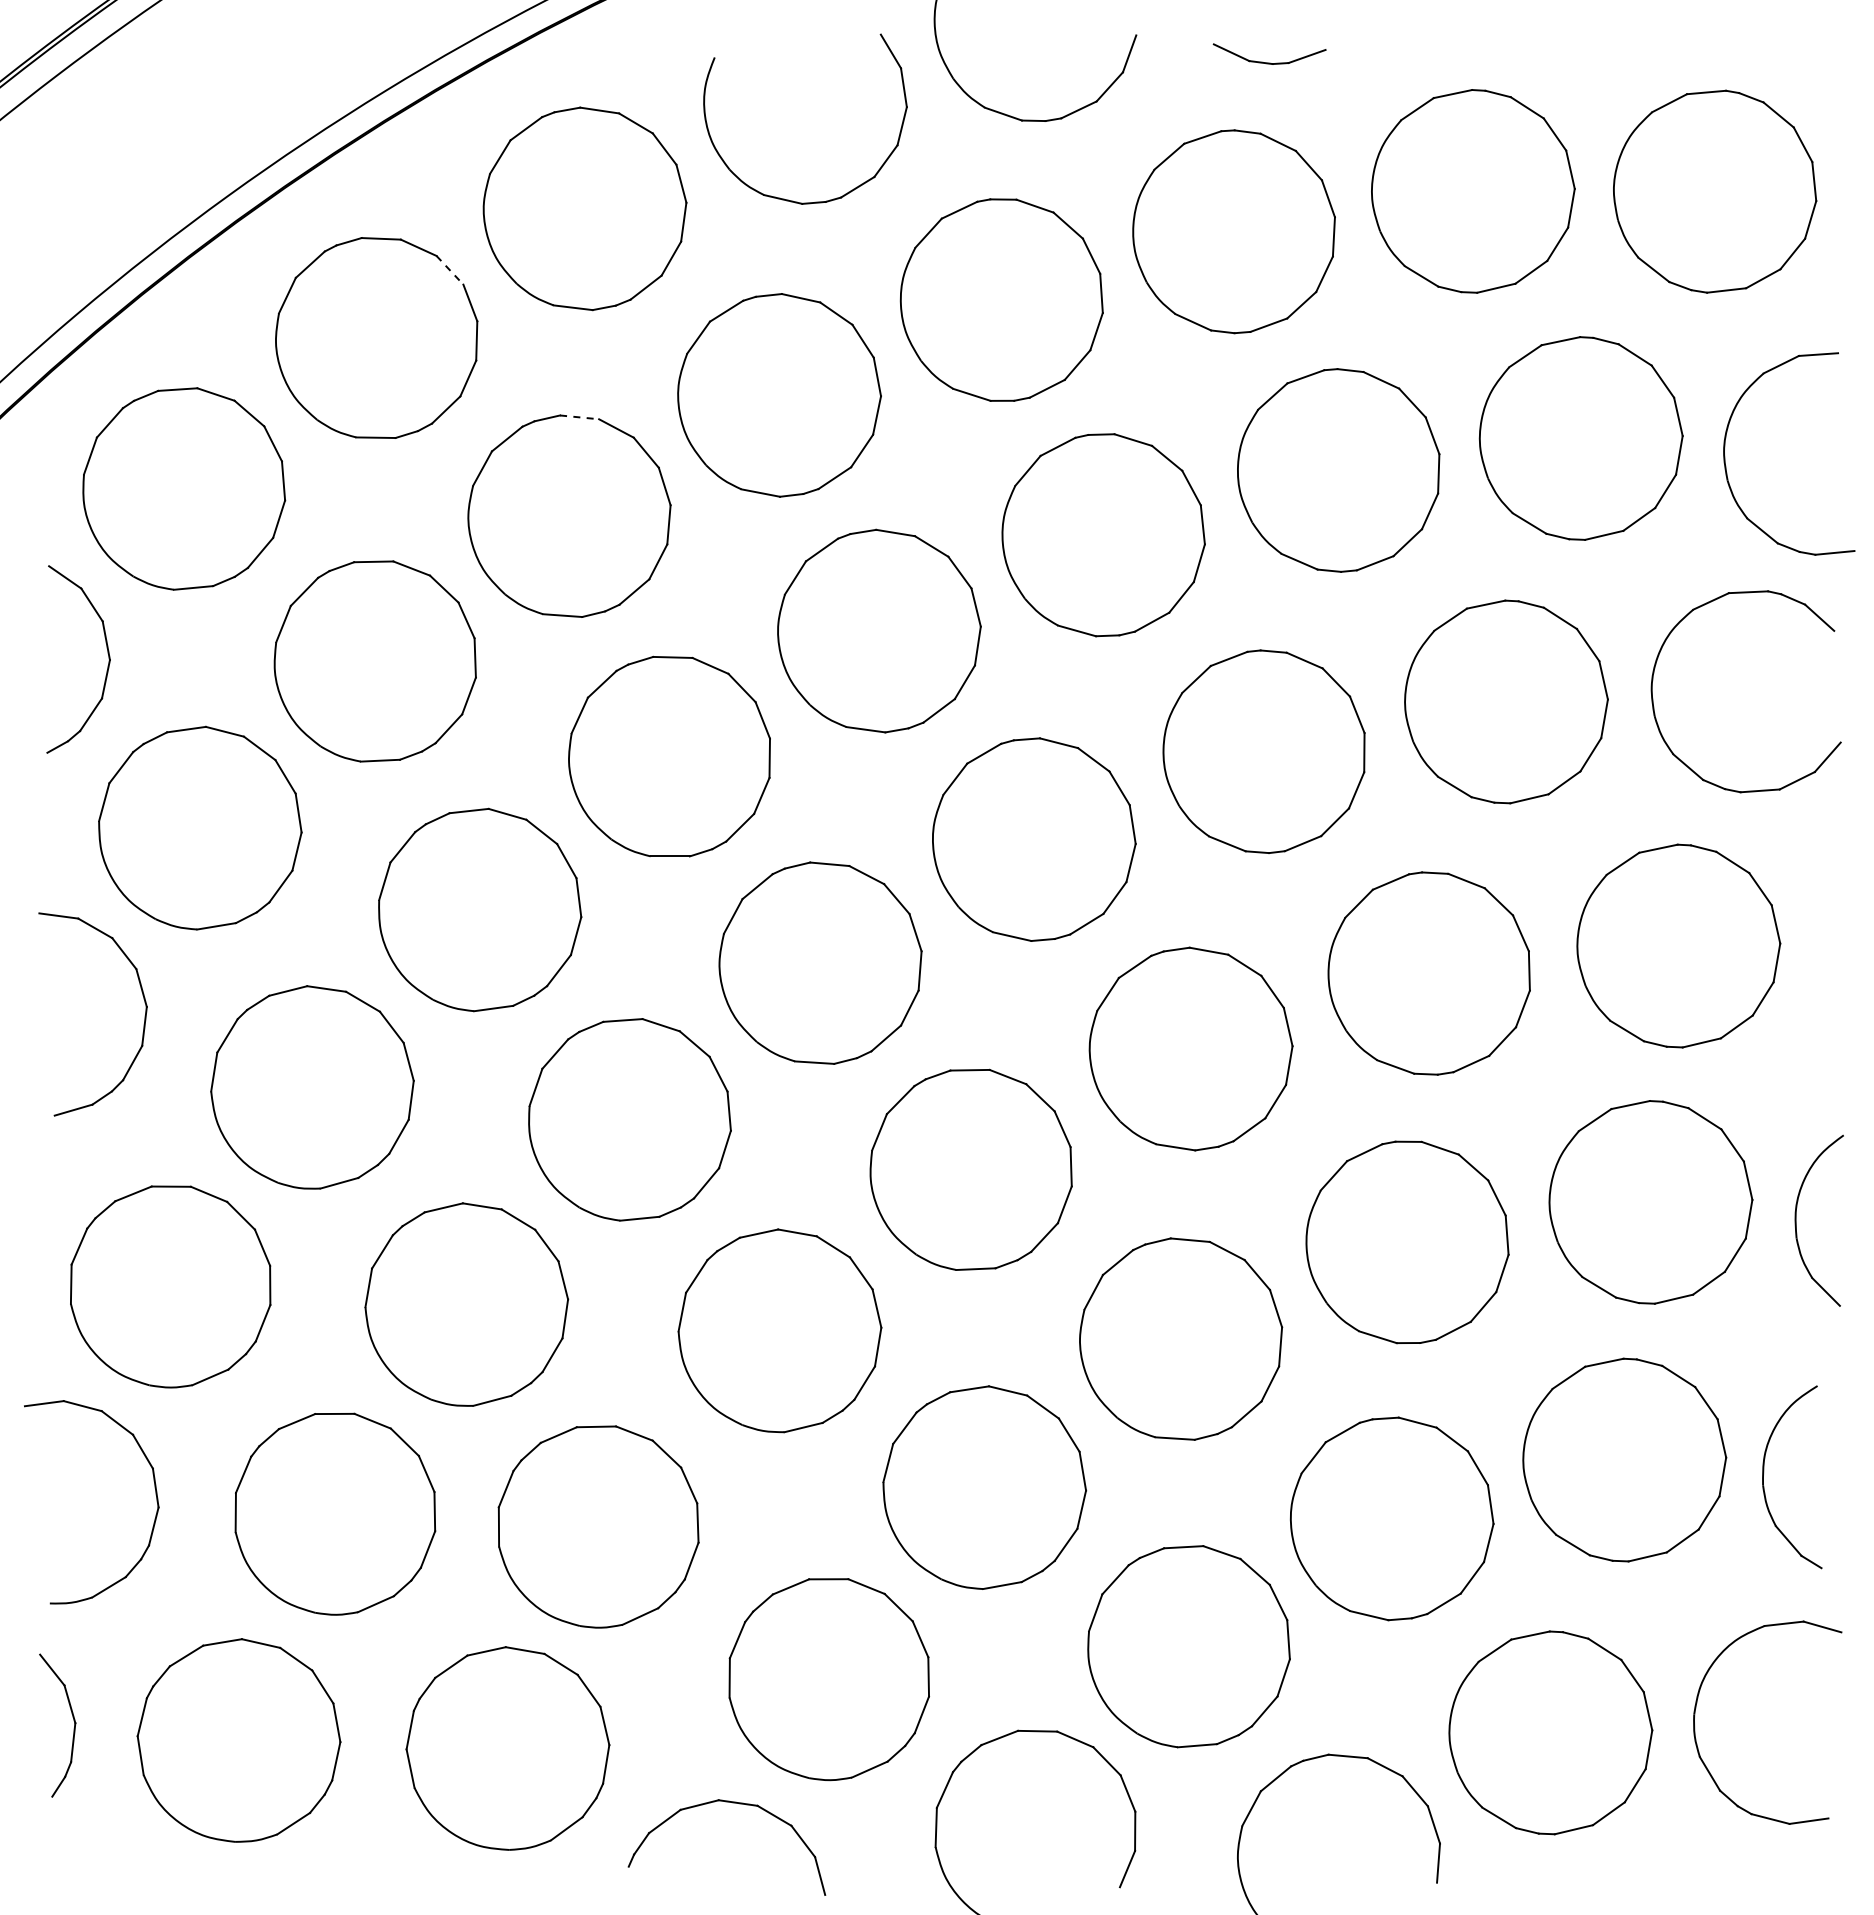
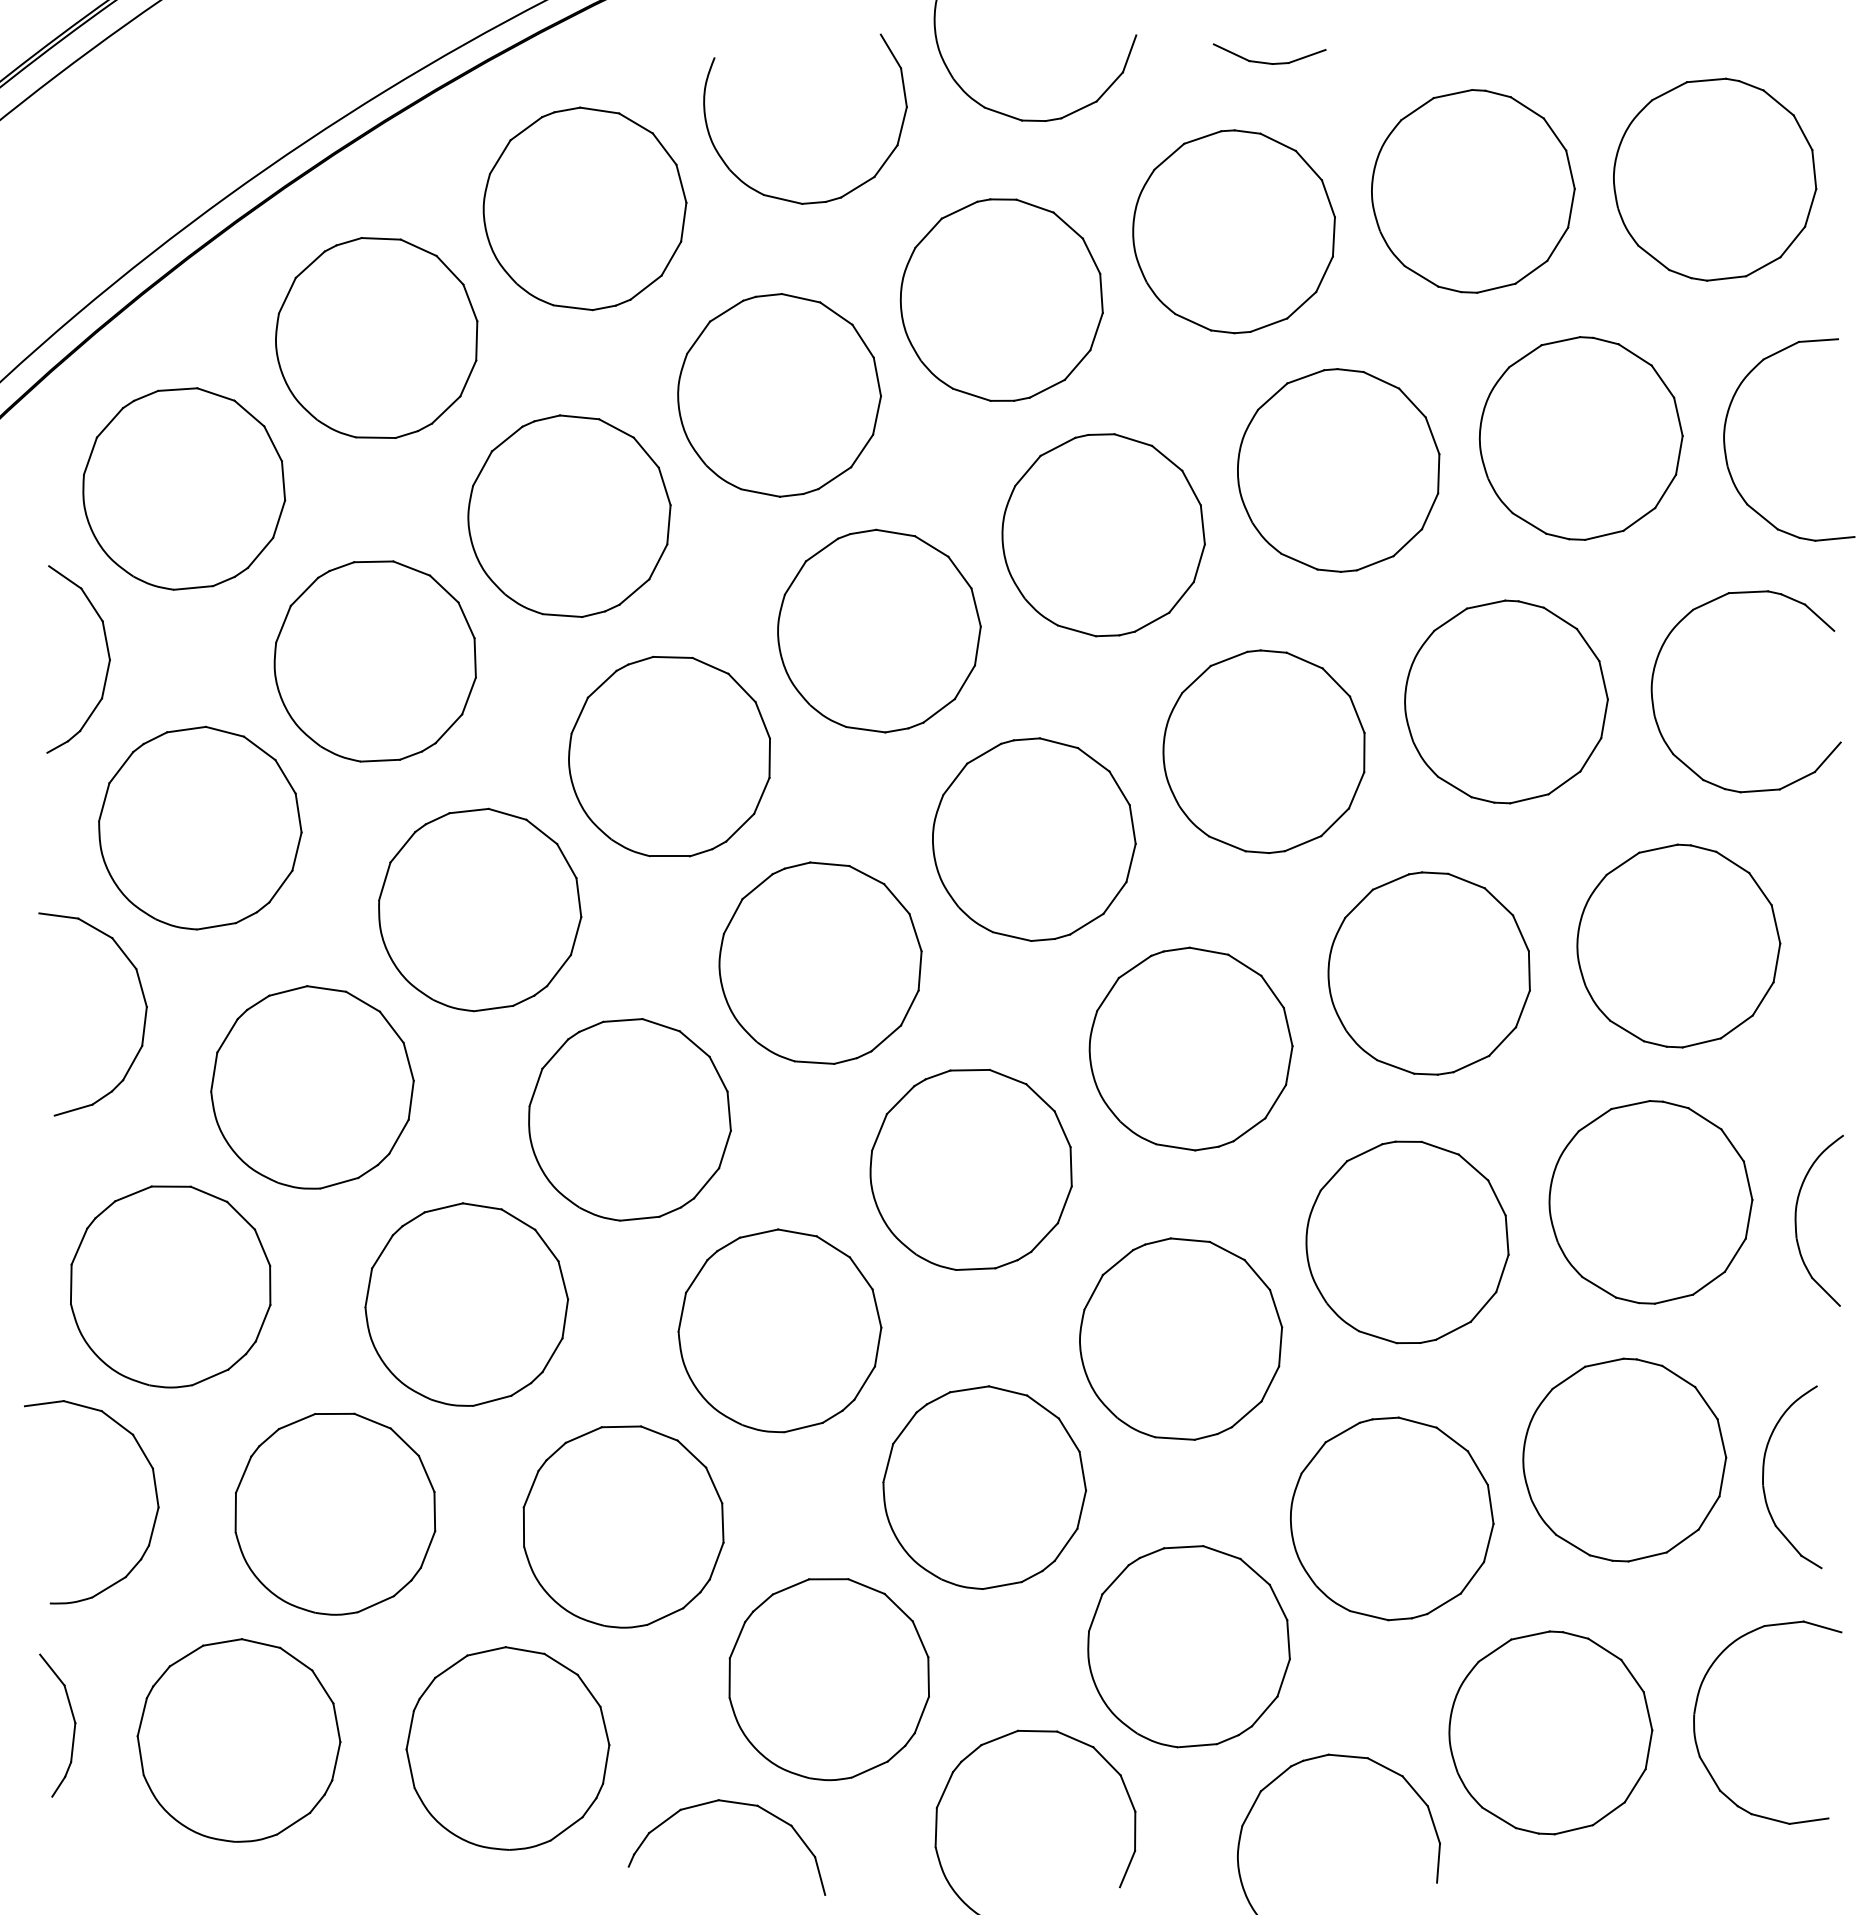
part position: (1715, 191) -> (1715, 179) (1715, 179)
line: dashed -> solid (449, 270)
line: dashed -> solid (579, 417)
part position: (1725, 456) -> (1725, 442) (1725, 442)
part position: (598, 1526) -> (623, 1526) (623, 1526)
